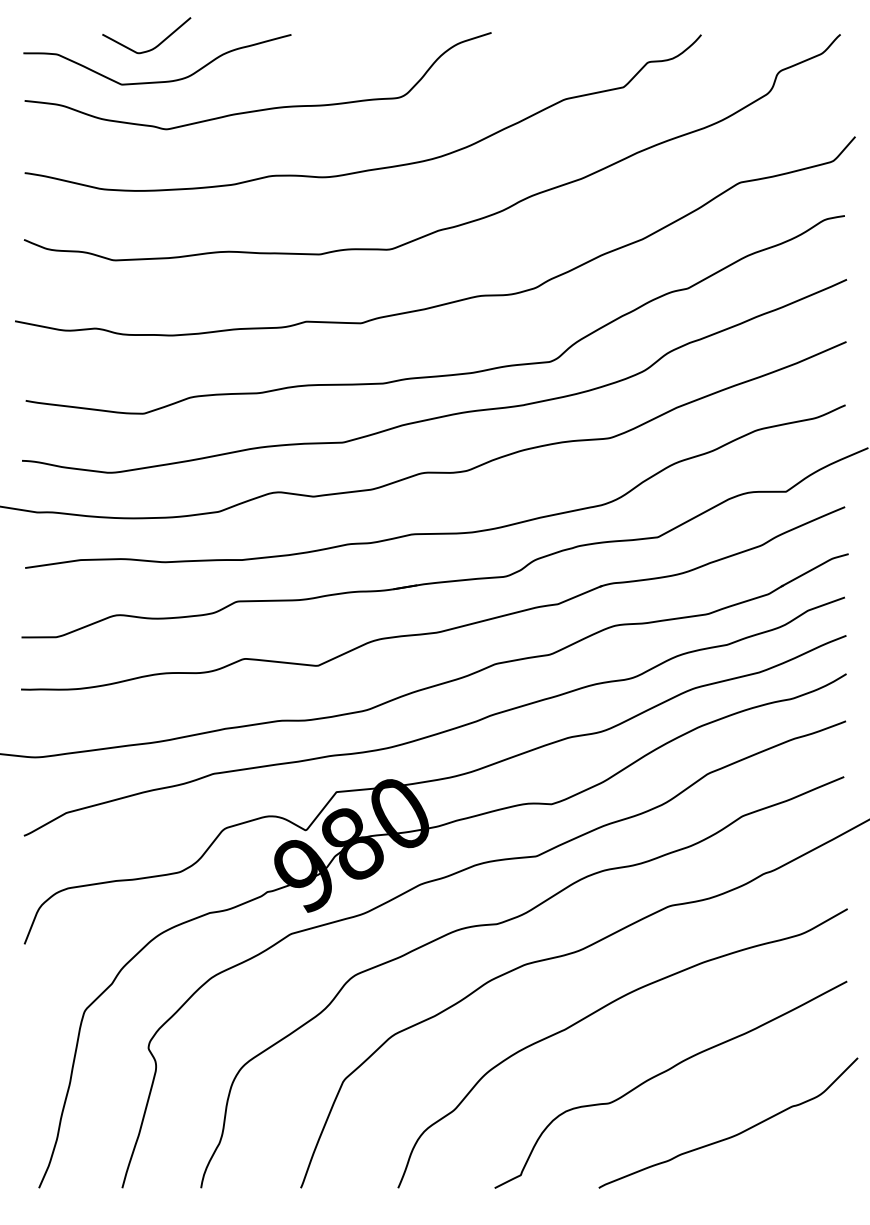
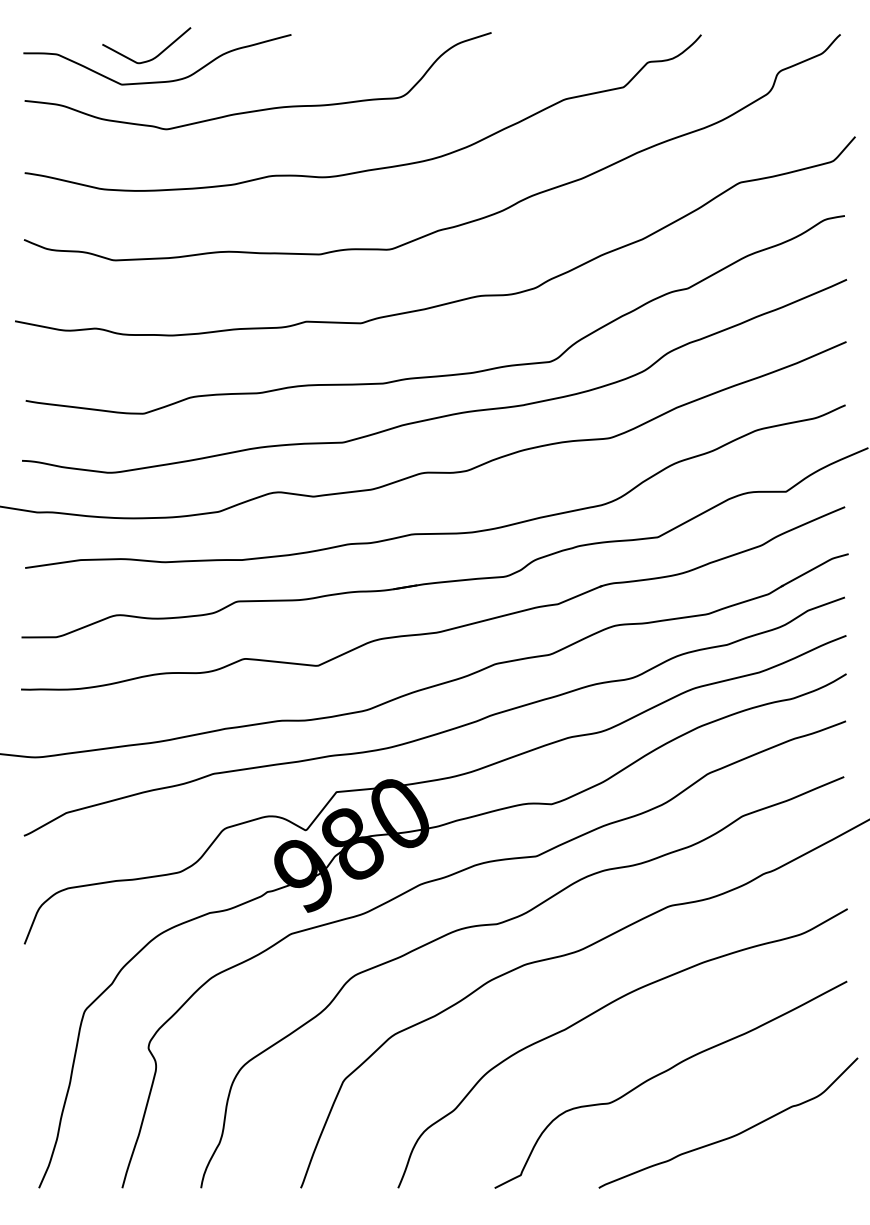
curve position: (153, 47) -> (153, 57) (153, 57)
